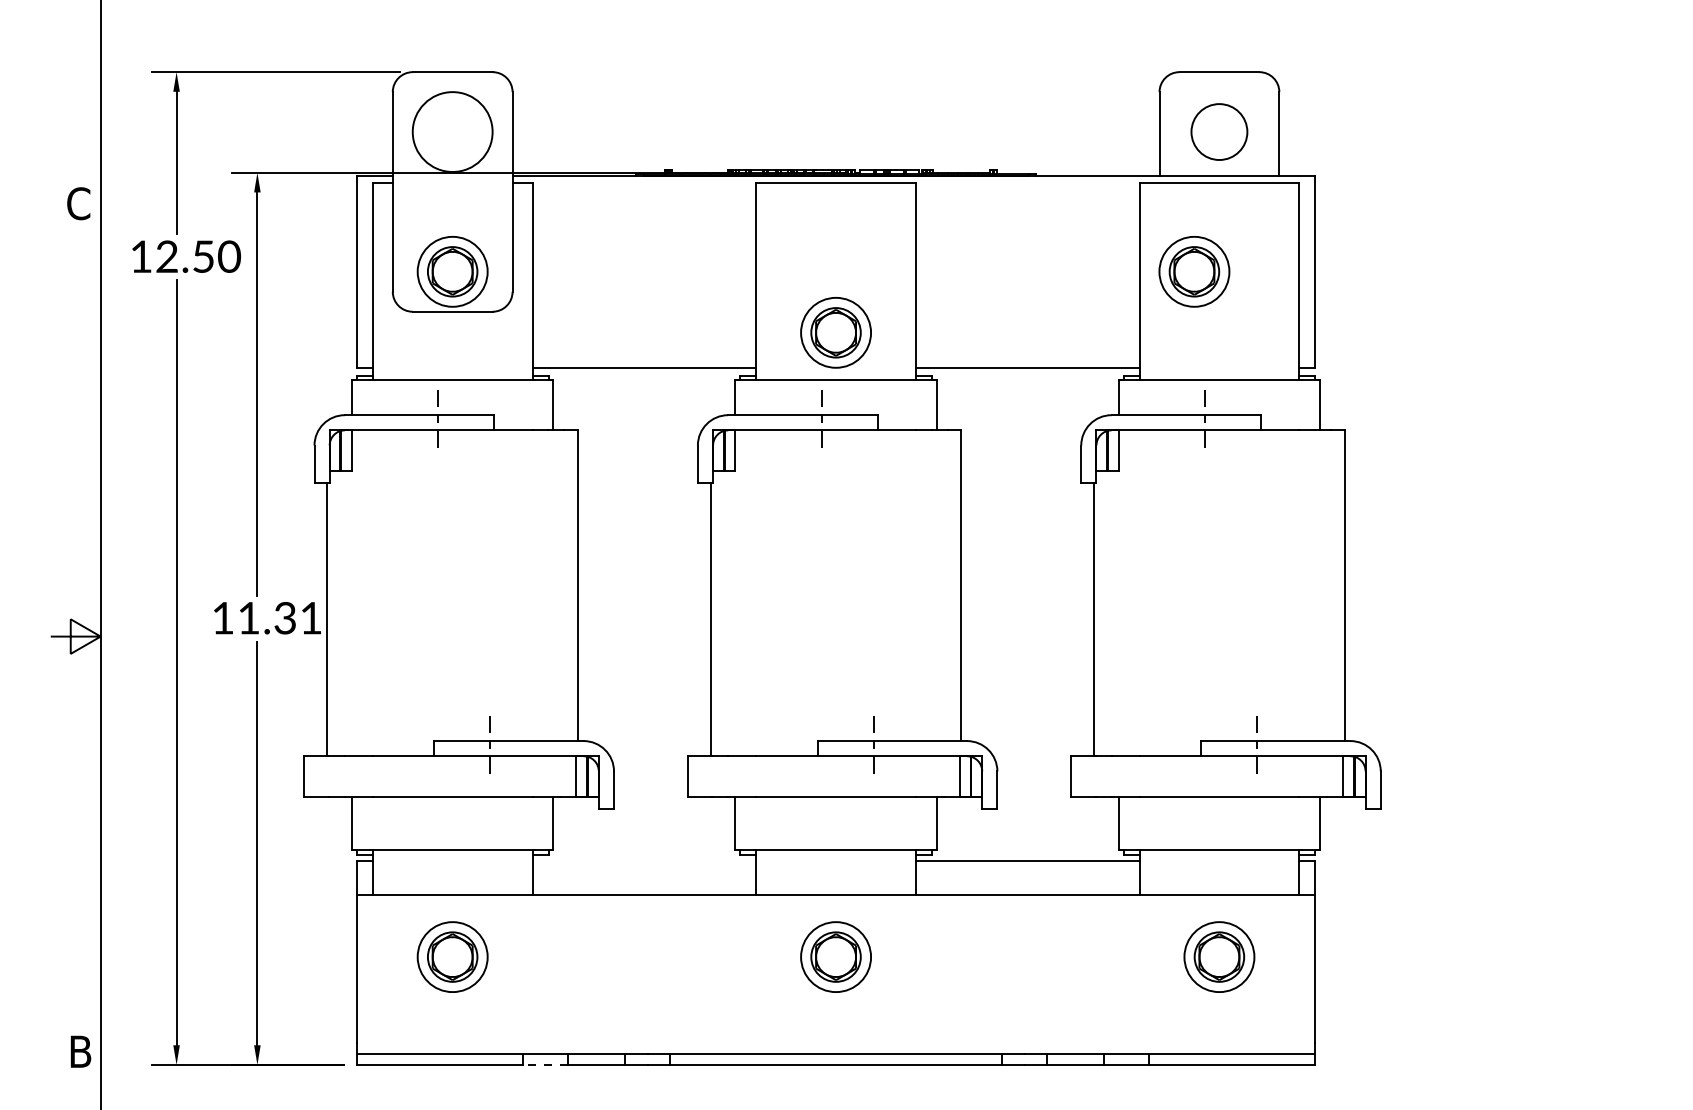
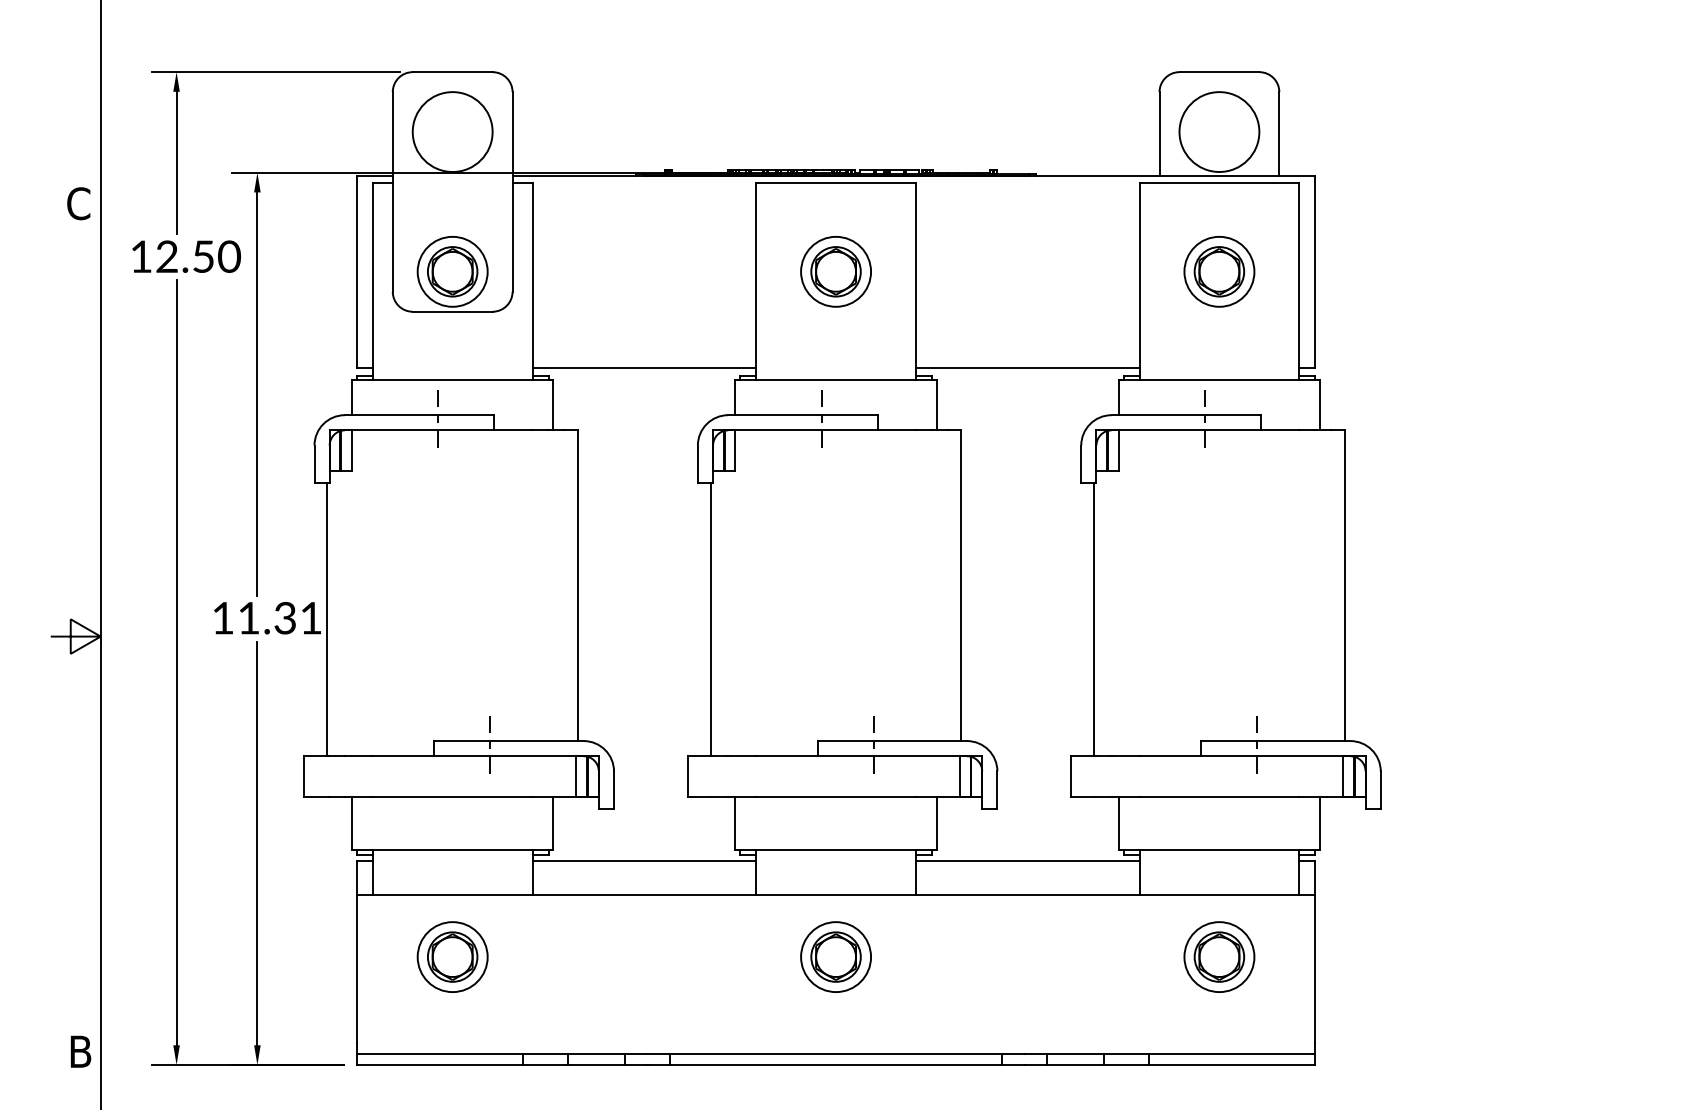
circle diameter: 56 px -> 80 px (1219, 131)
part position: (1194, 271) -> (1219, 271) (1219, 271)
part position: (835, 332) -> (835, 271) (835, 271)
line: none -> present (644, 861)
line: dashed -> solid (544, 1064)
